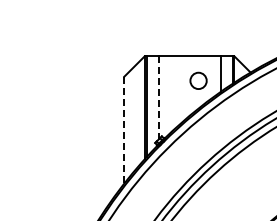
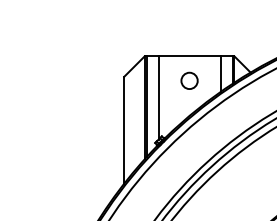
circle position: (198, 80) -> (189, 80) (189, 80)
line: dashed -> solid (158, 98)
line: dashed -> solid (124, 130)
